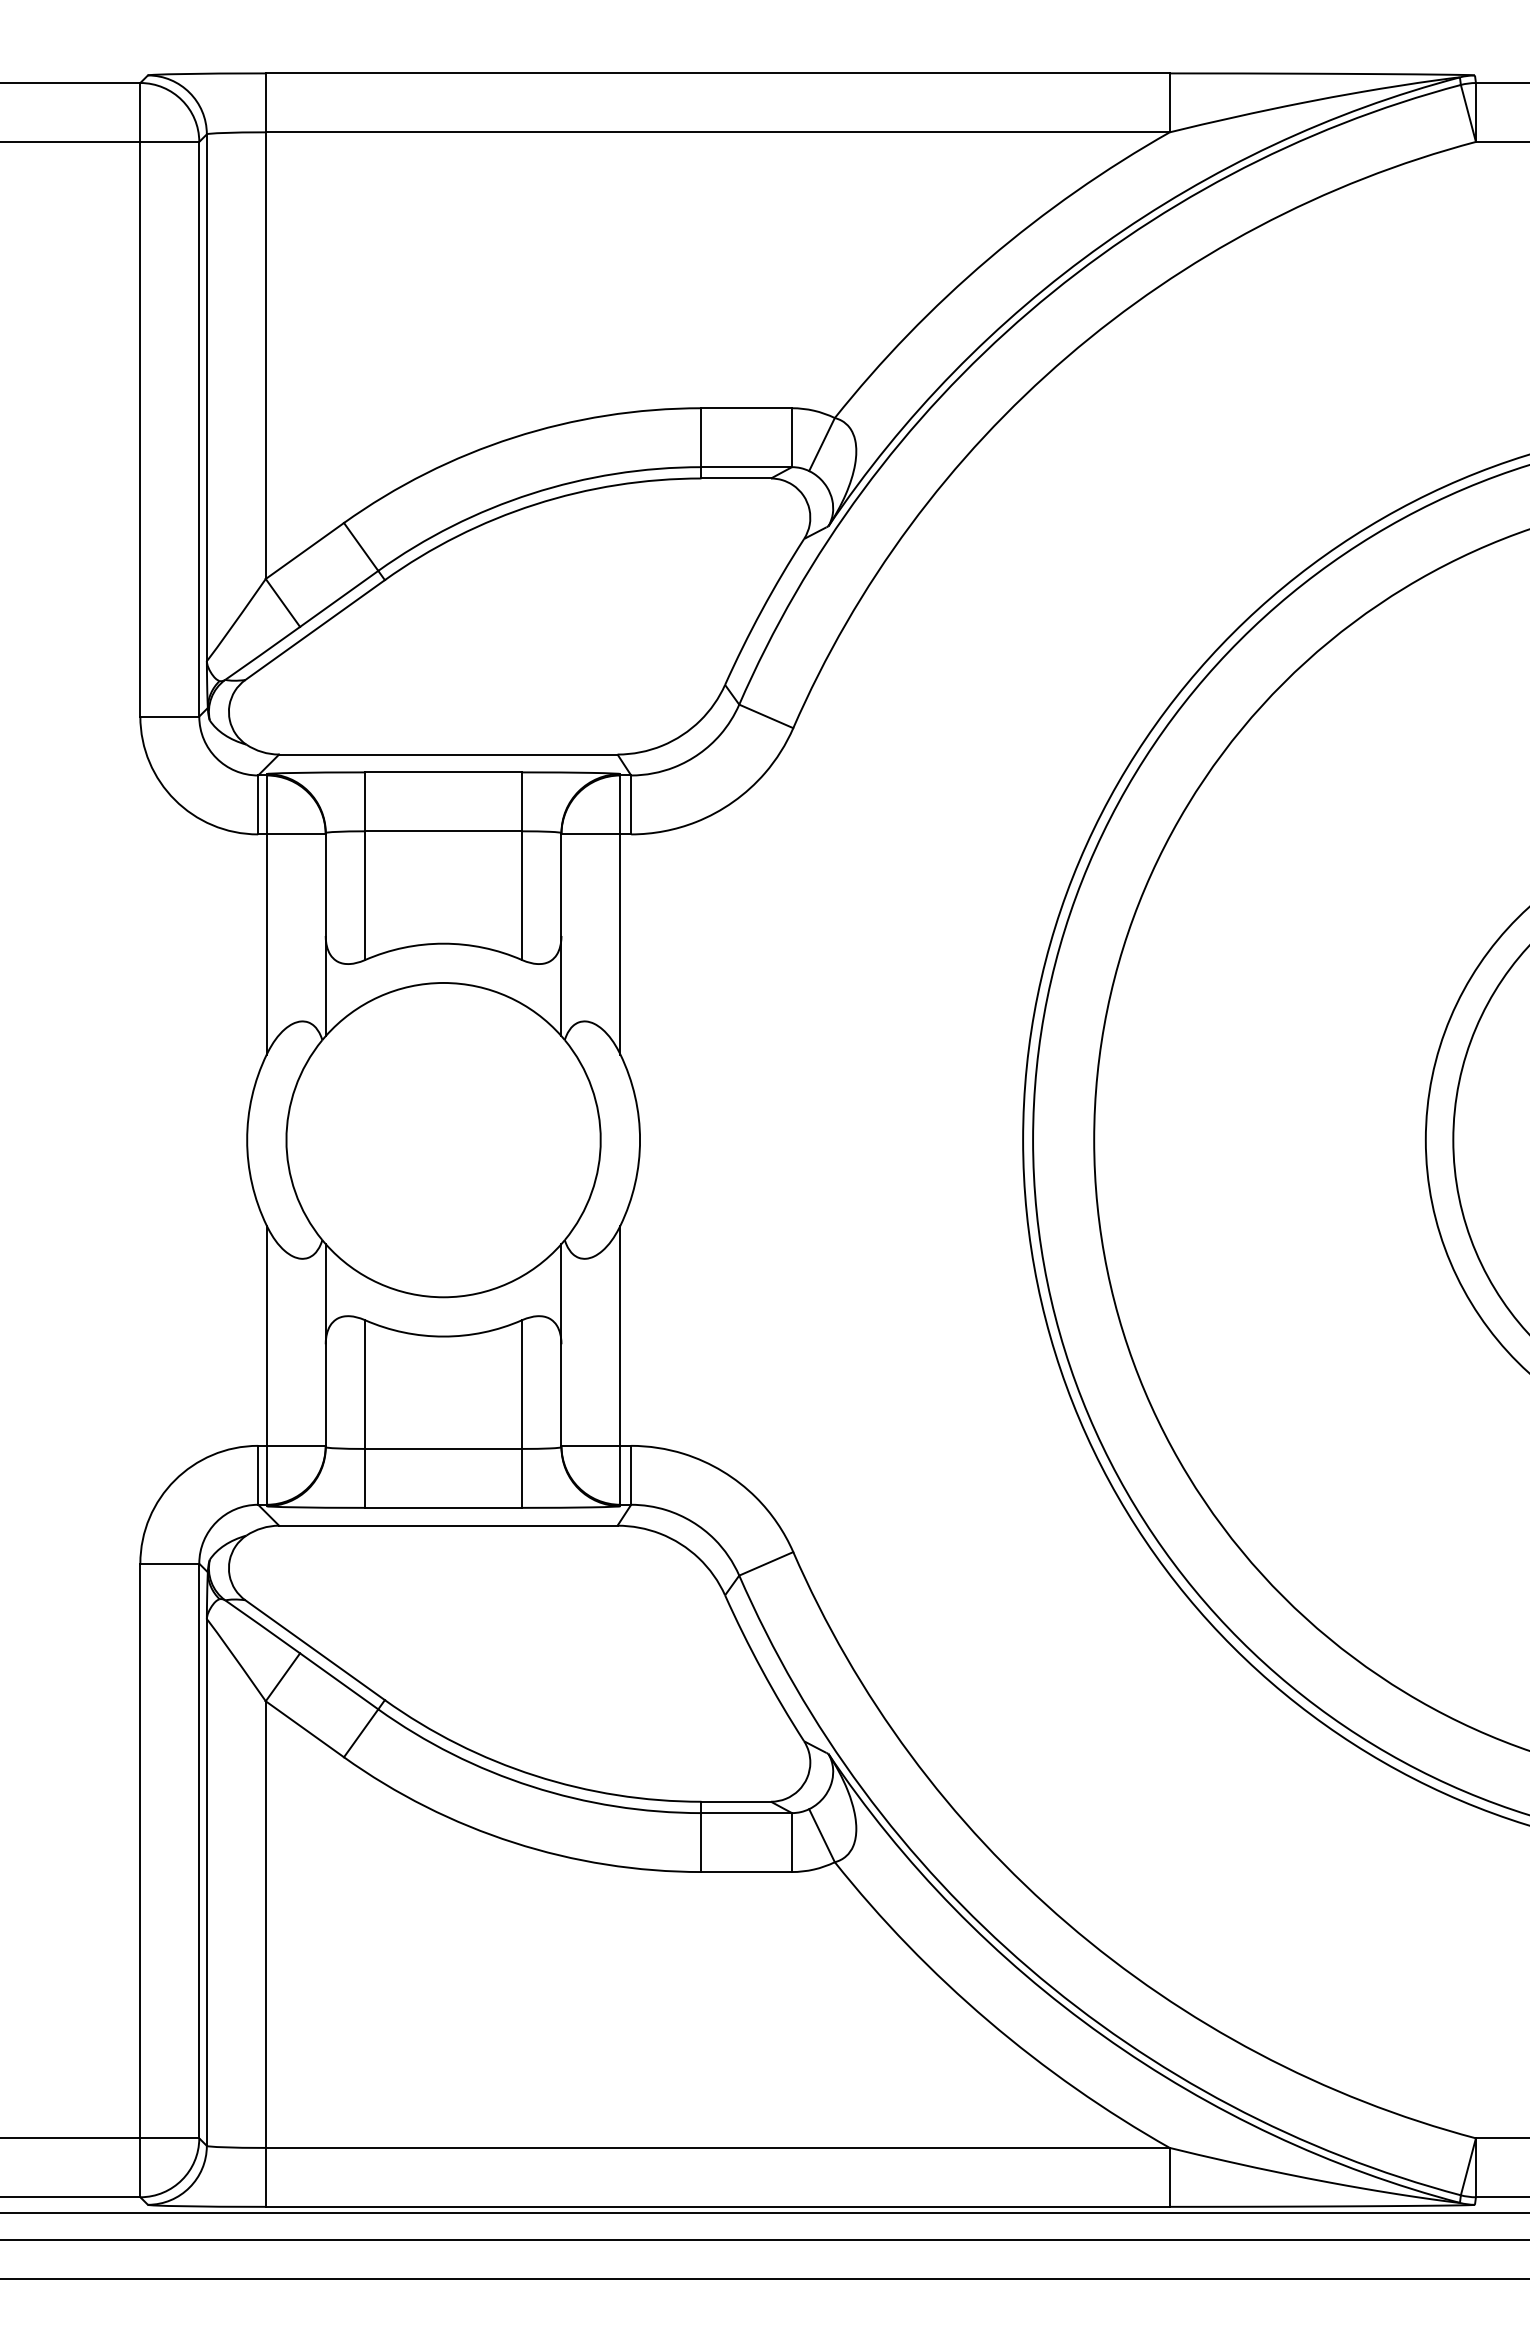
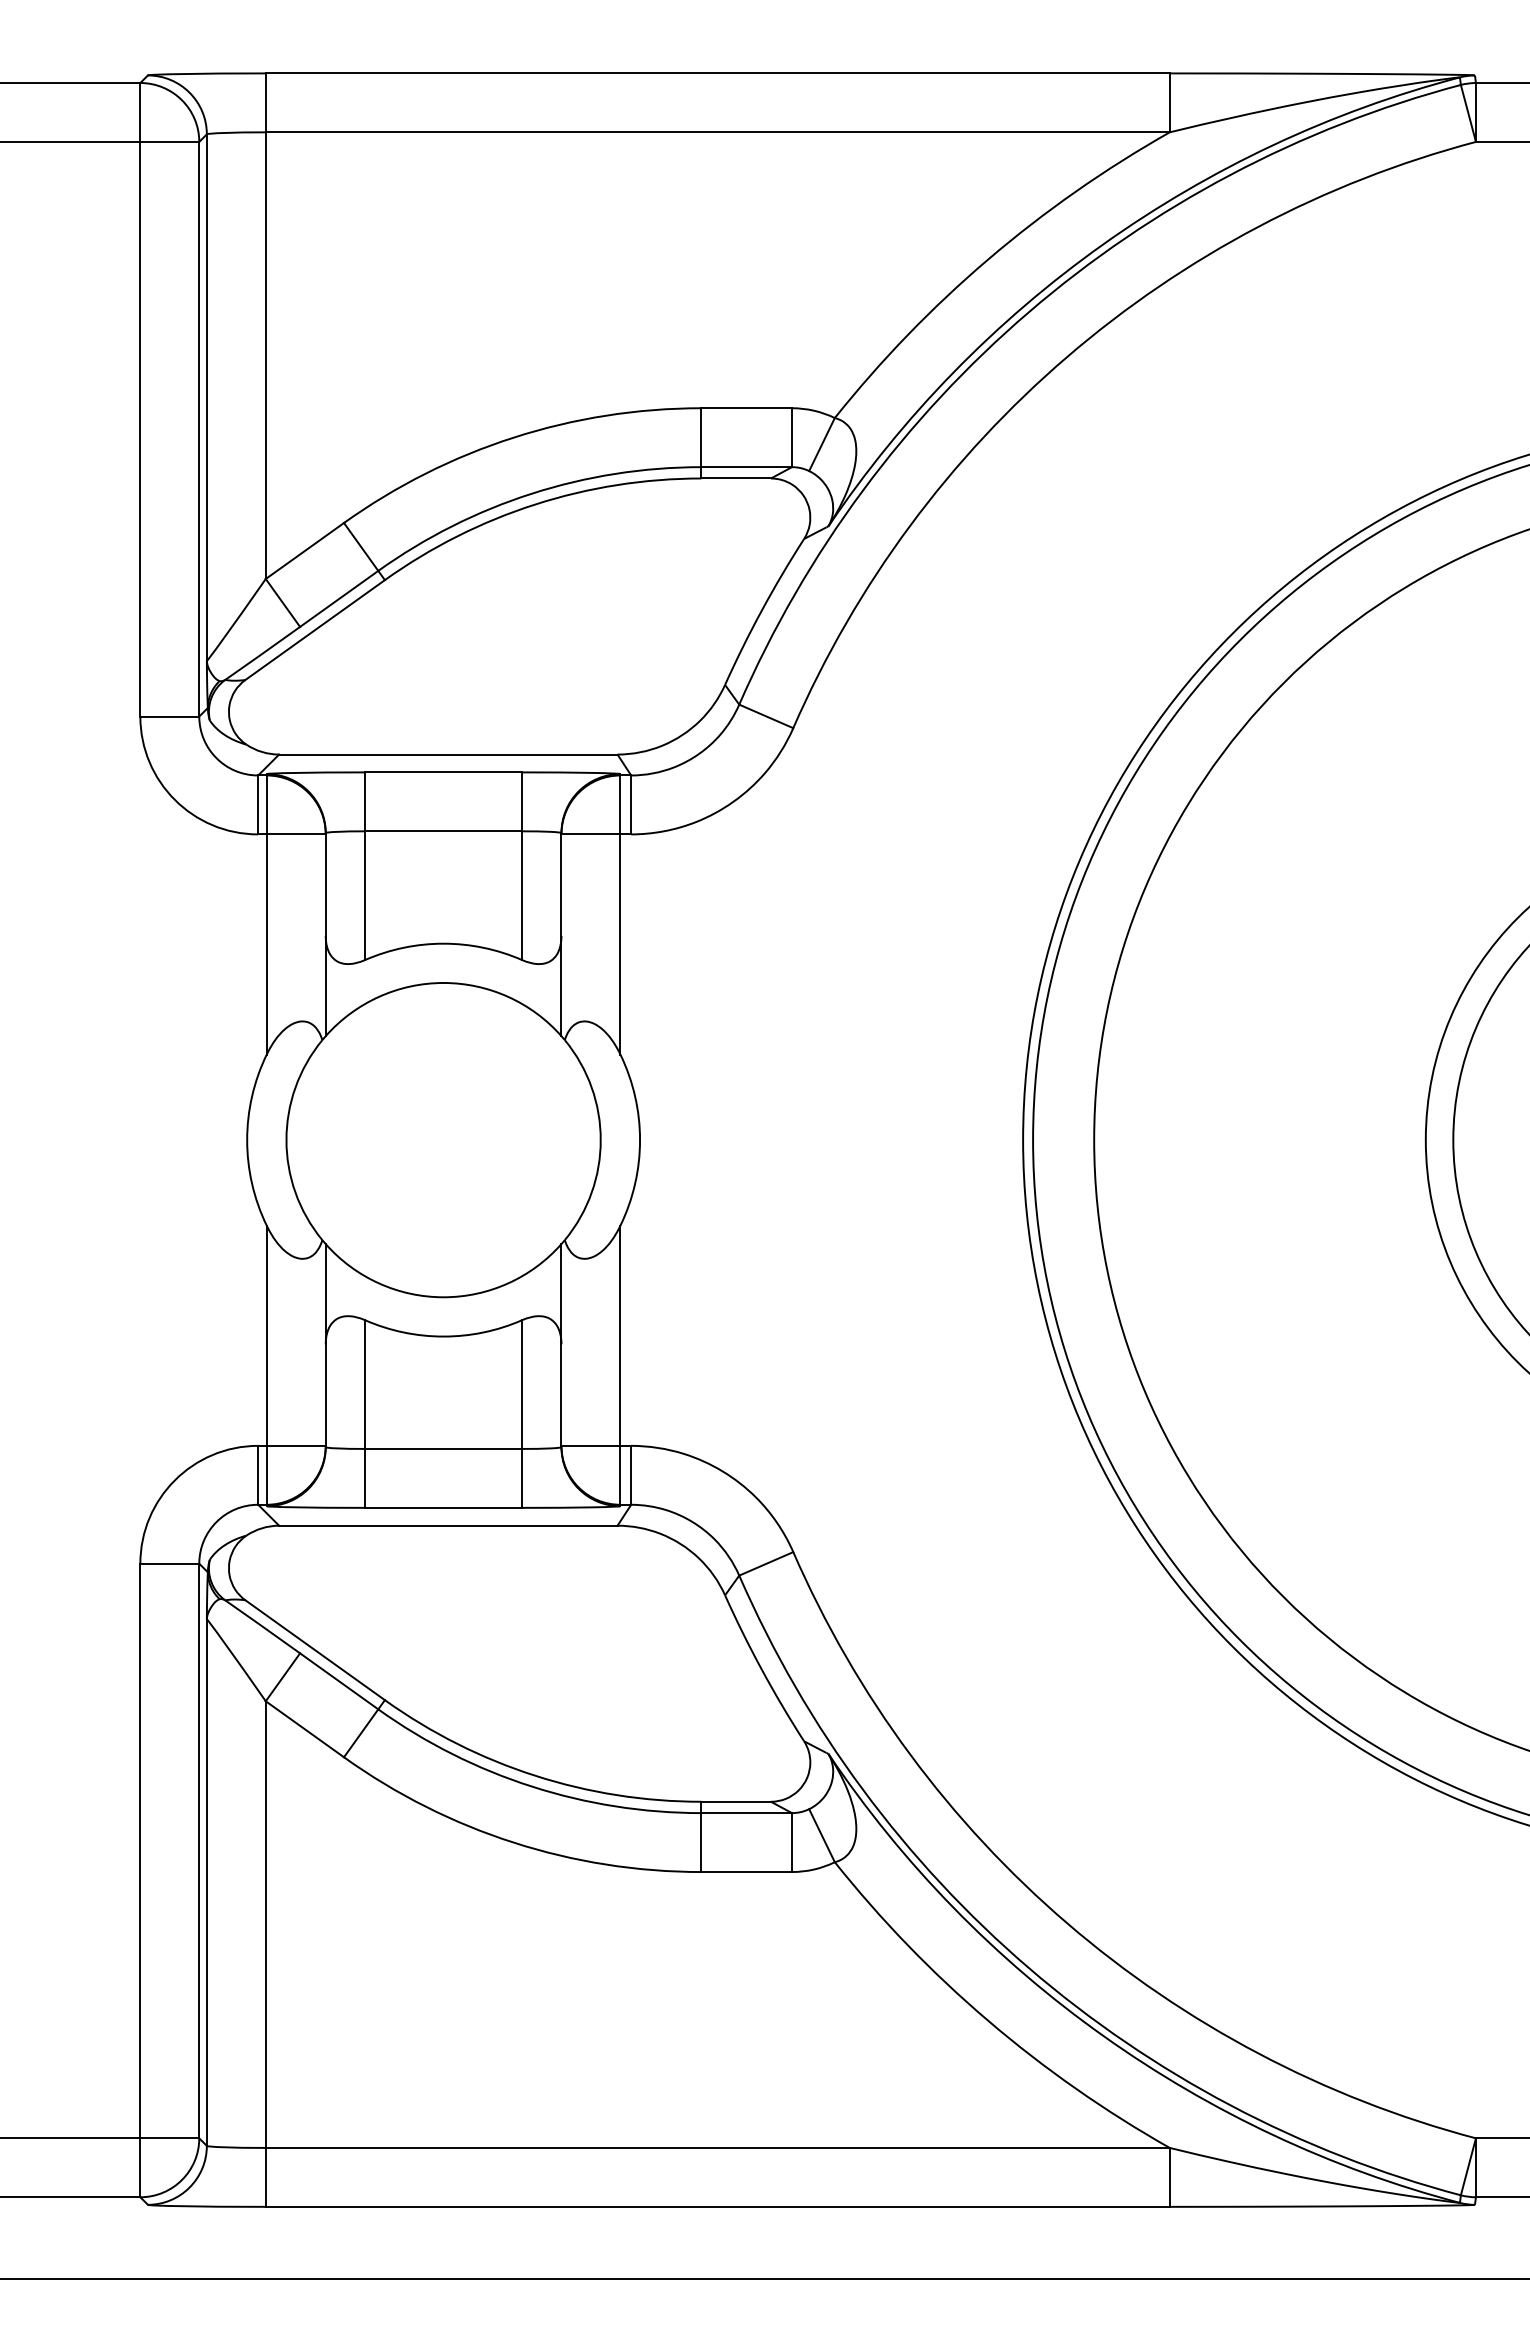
line: present -> none (764, 2212)
line: present -> none (764, 2240)
